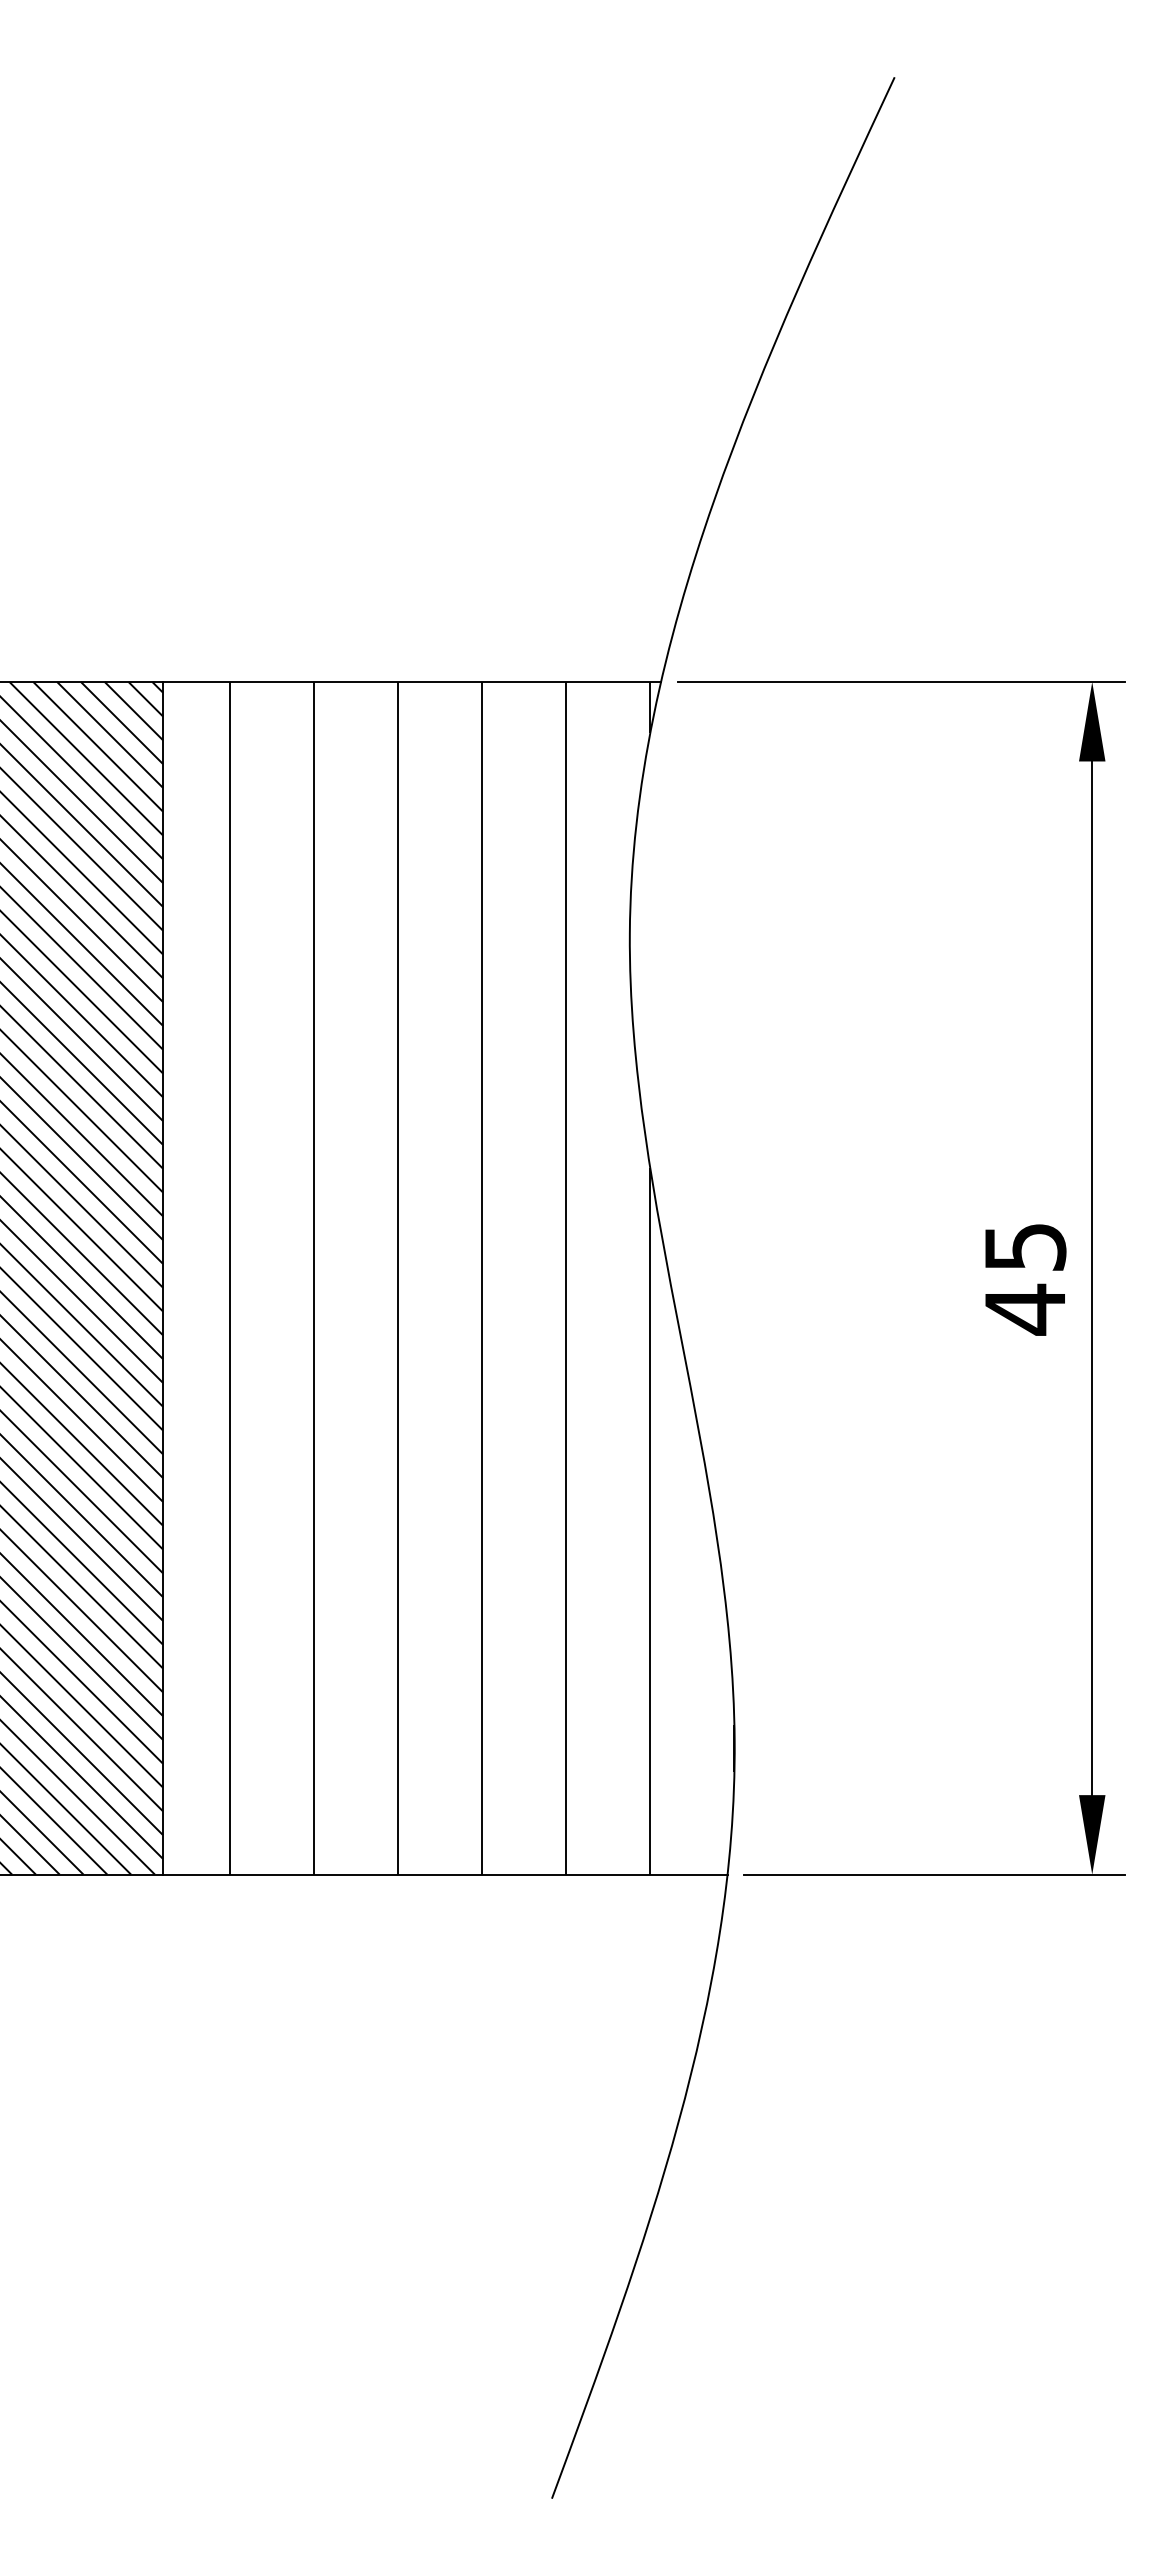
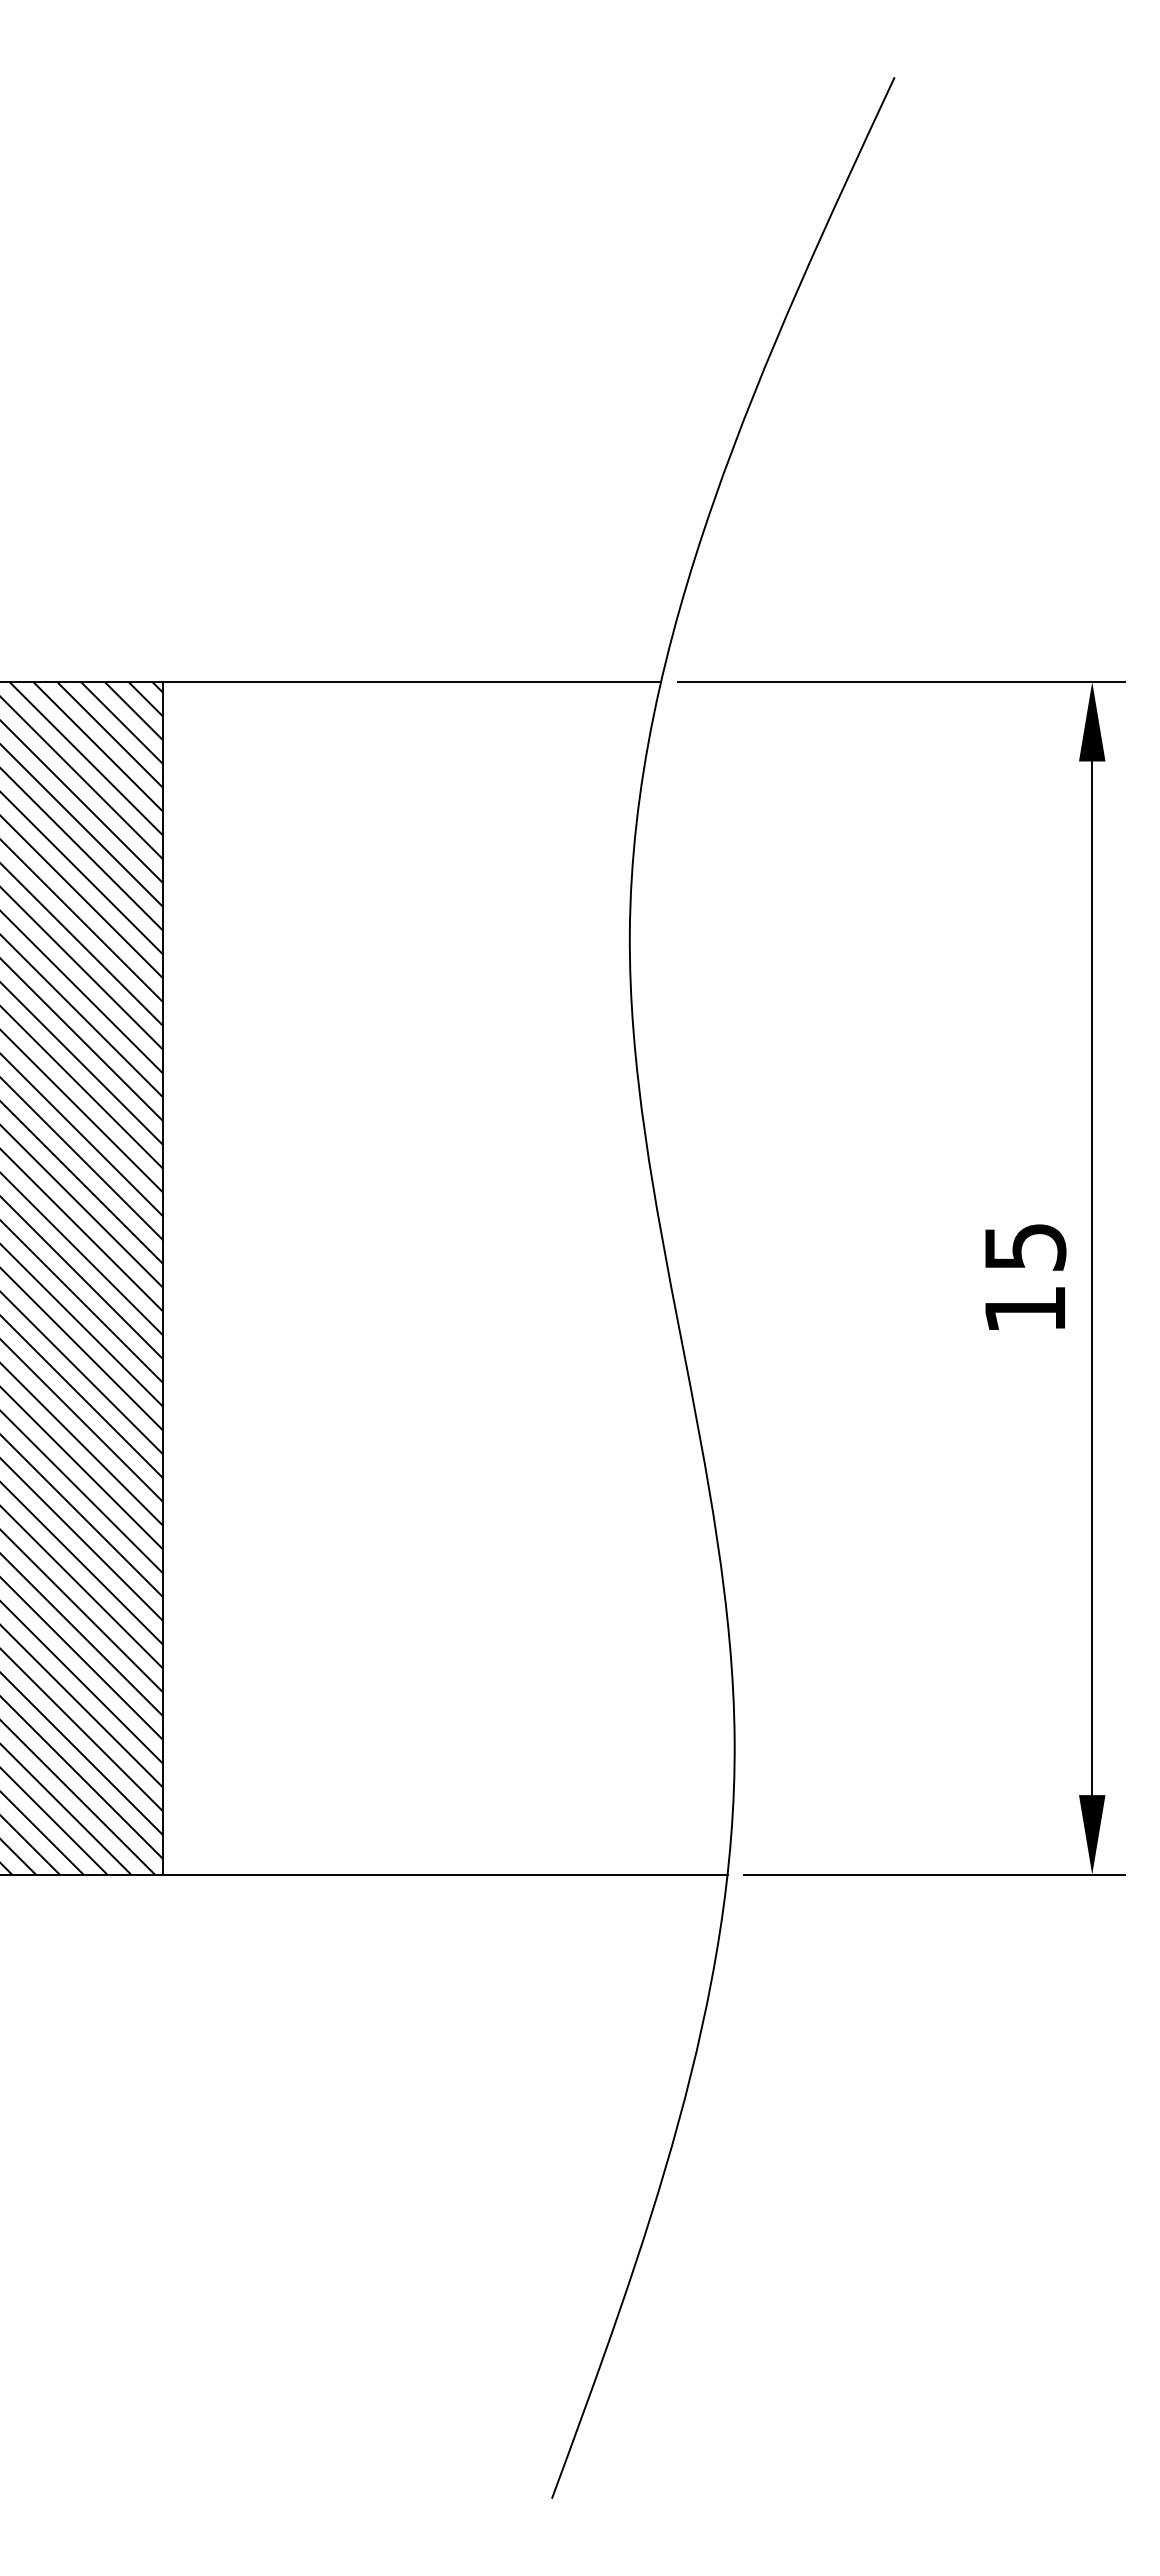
hatch: present -> none (481, 1277)
text: 45 -> 15 (1024, 1309)
